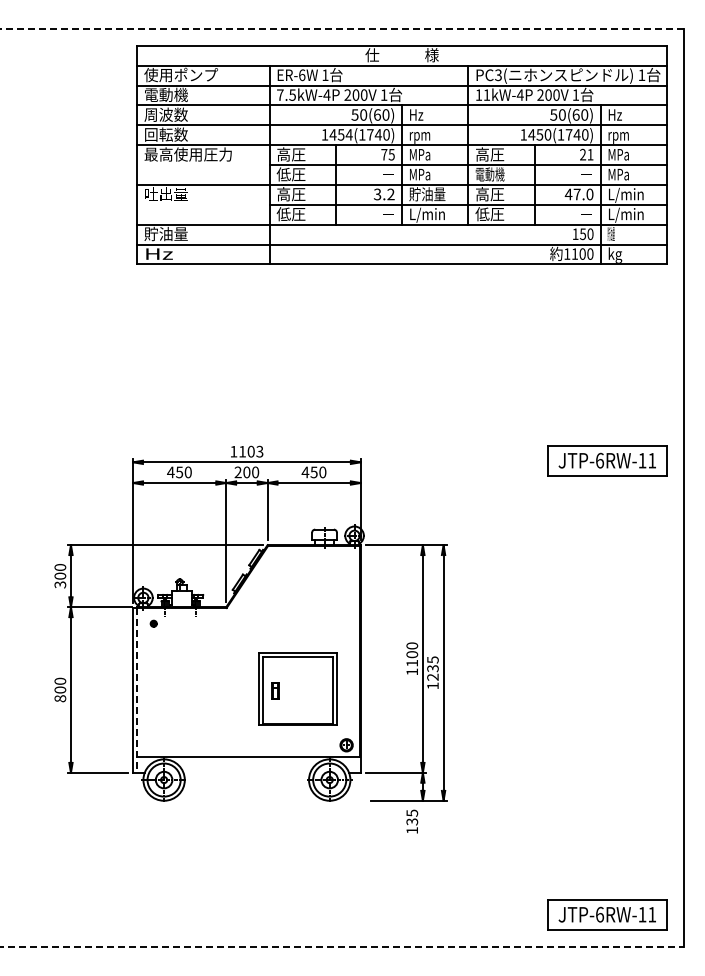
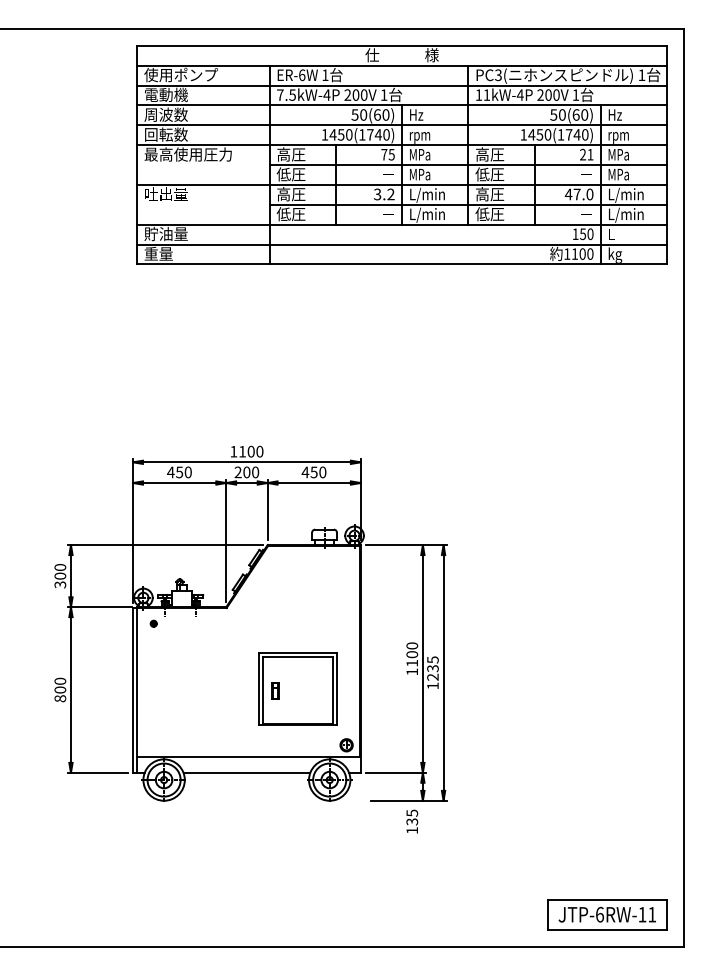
line: dashed -> solid (341, 29)
text: 1454(1740) -> 1450(1740) (348, 134)
text: 電動機 -> 低圧 (489, 174)
text: 貯油量 -> L/min (427, 194)
text: 貯油量 -> L (610, 233)
text: Hz -> 重量 (158, 253)
text: 1103 -> 1100 (259, 451)
part: present -> none (607, 460)
line: dashed -> solid (137, 690)
line: none -> present (246, 772)
line: dashed -> solid (342, 946)
